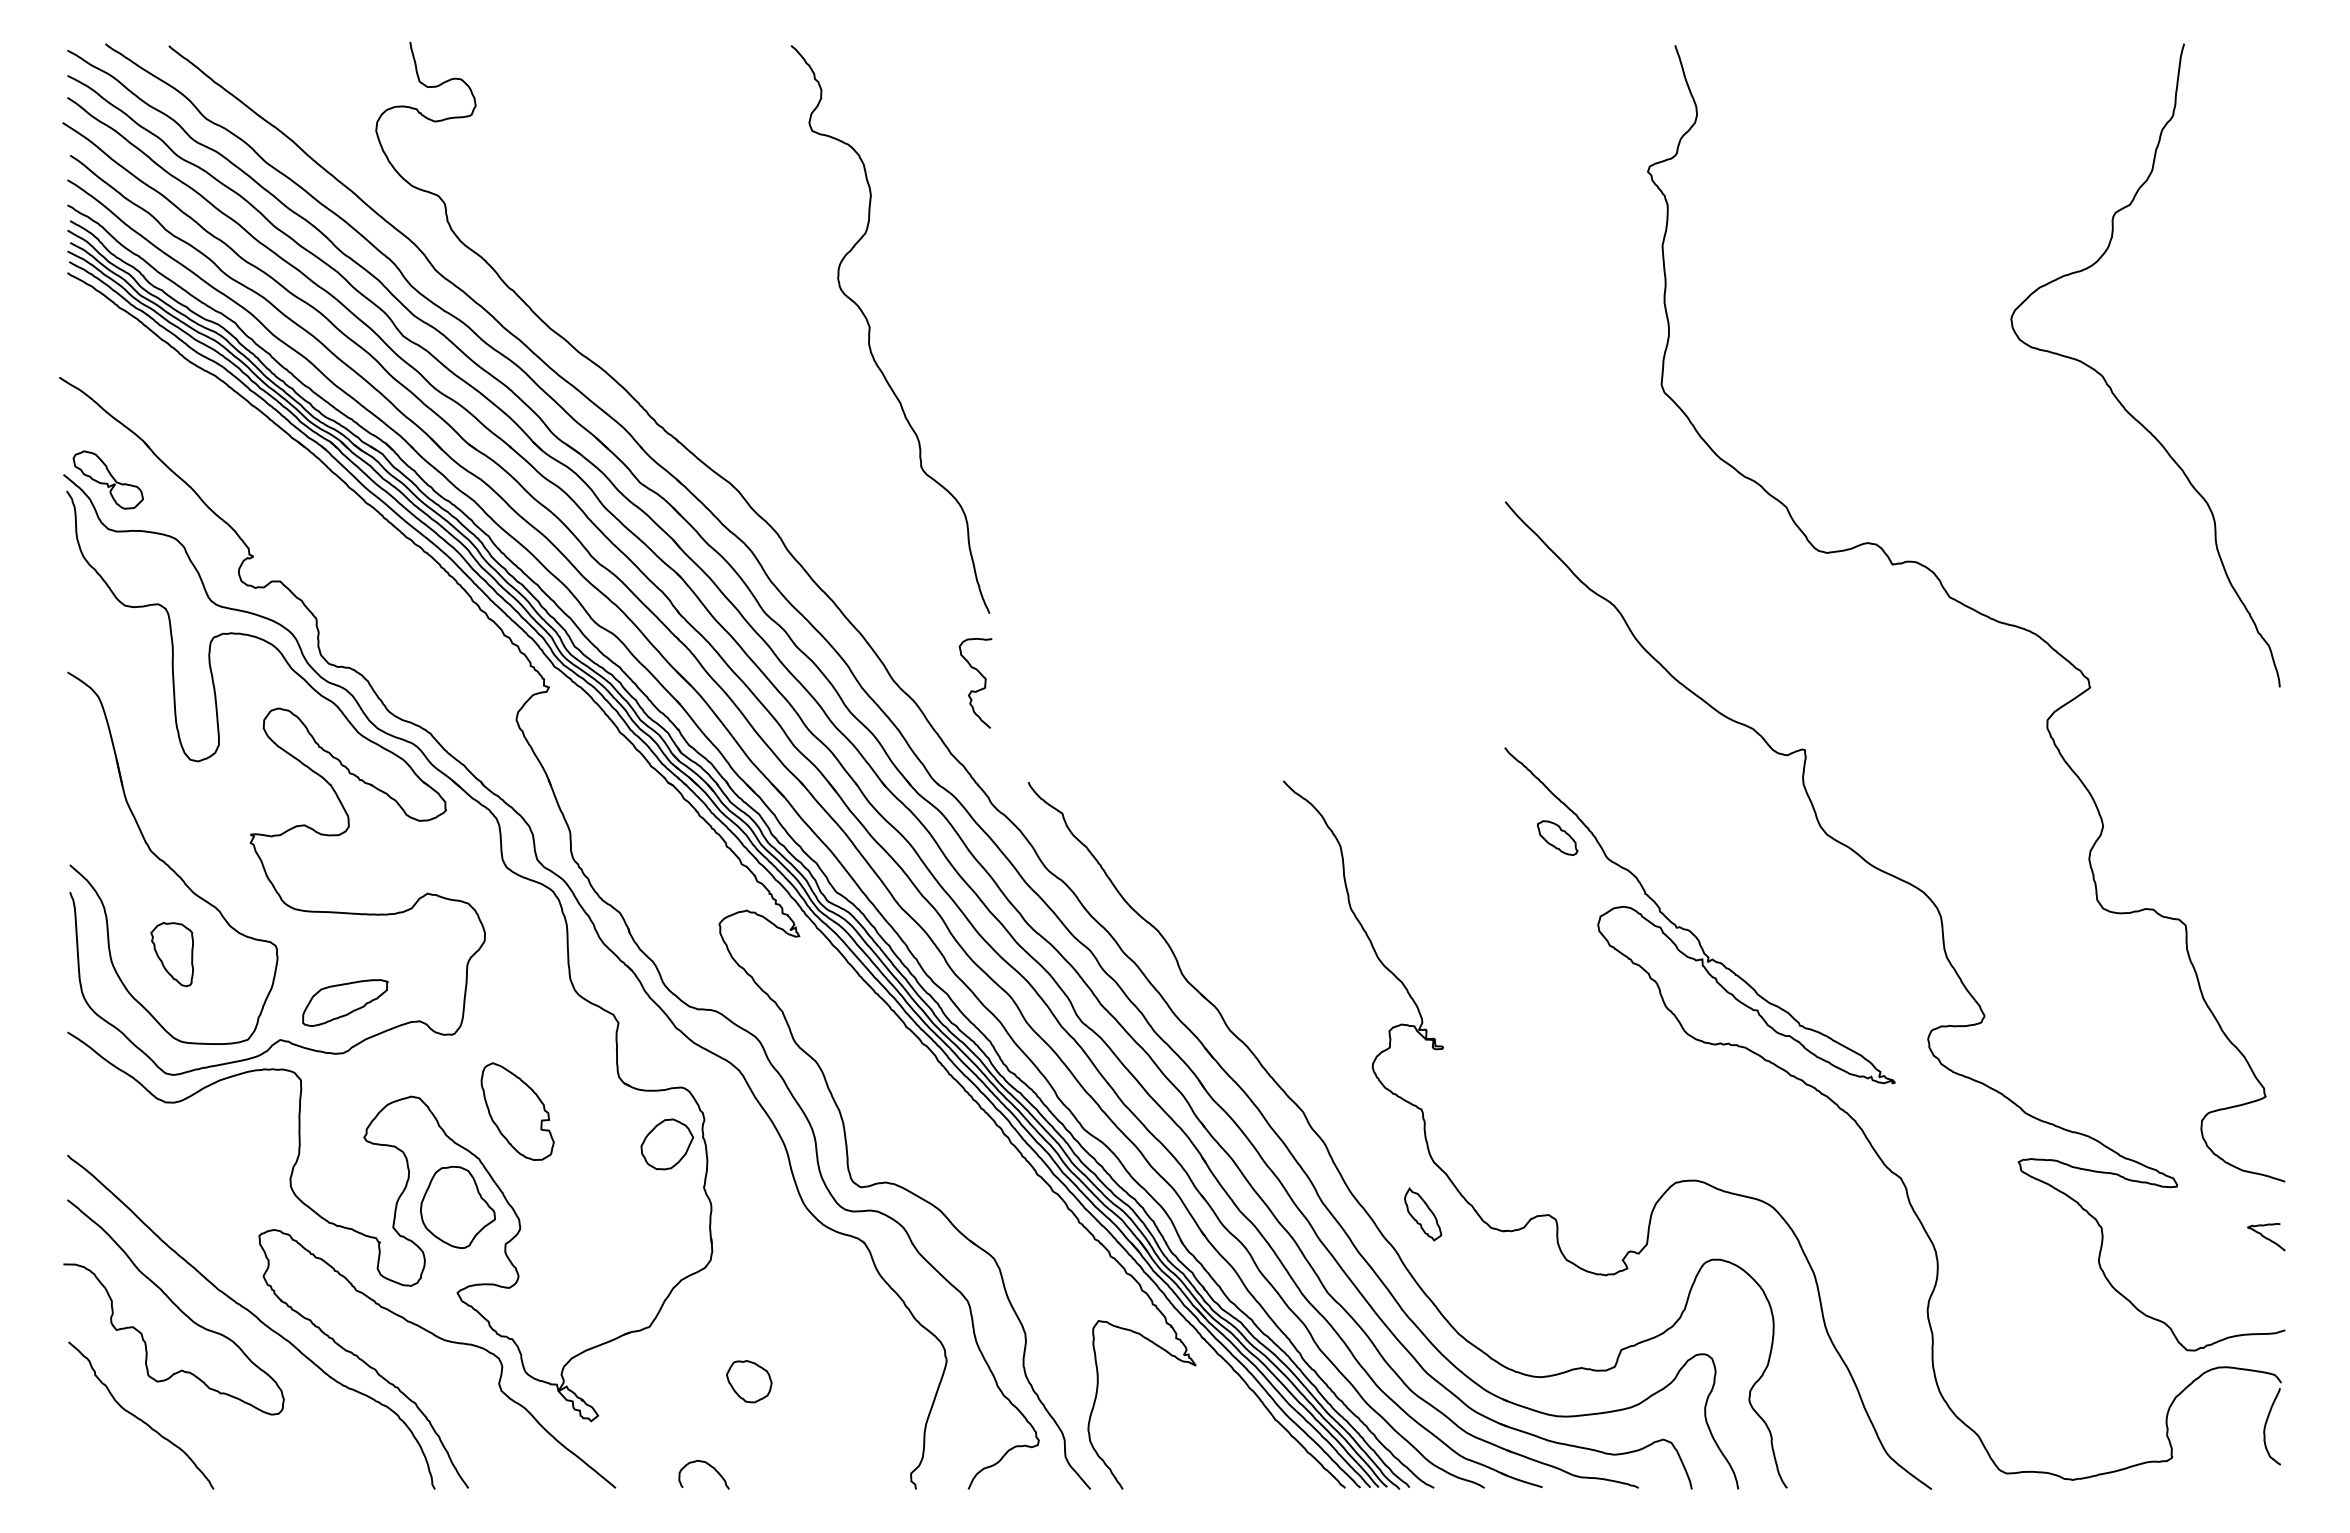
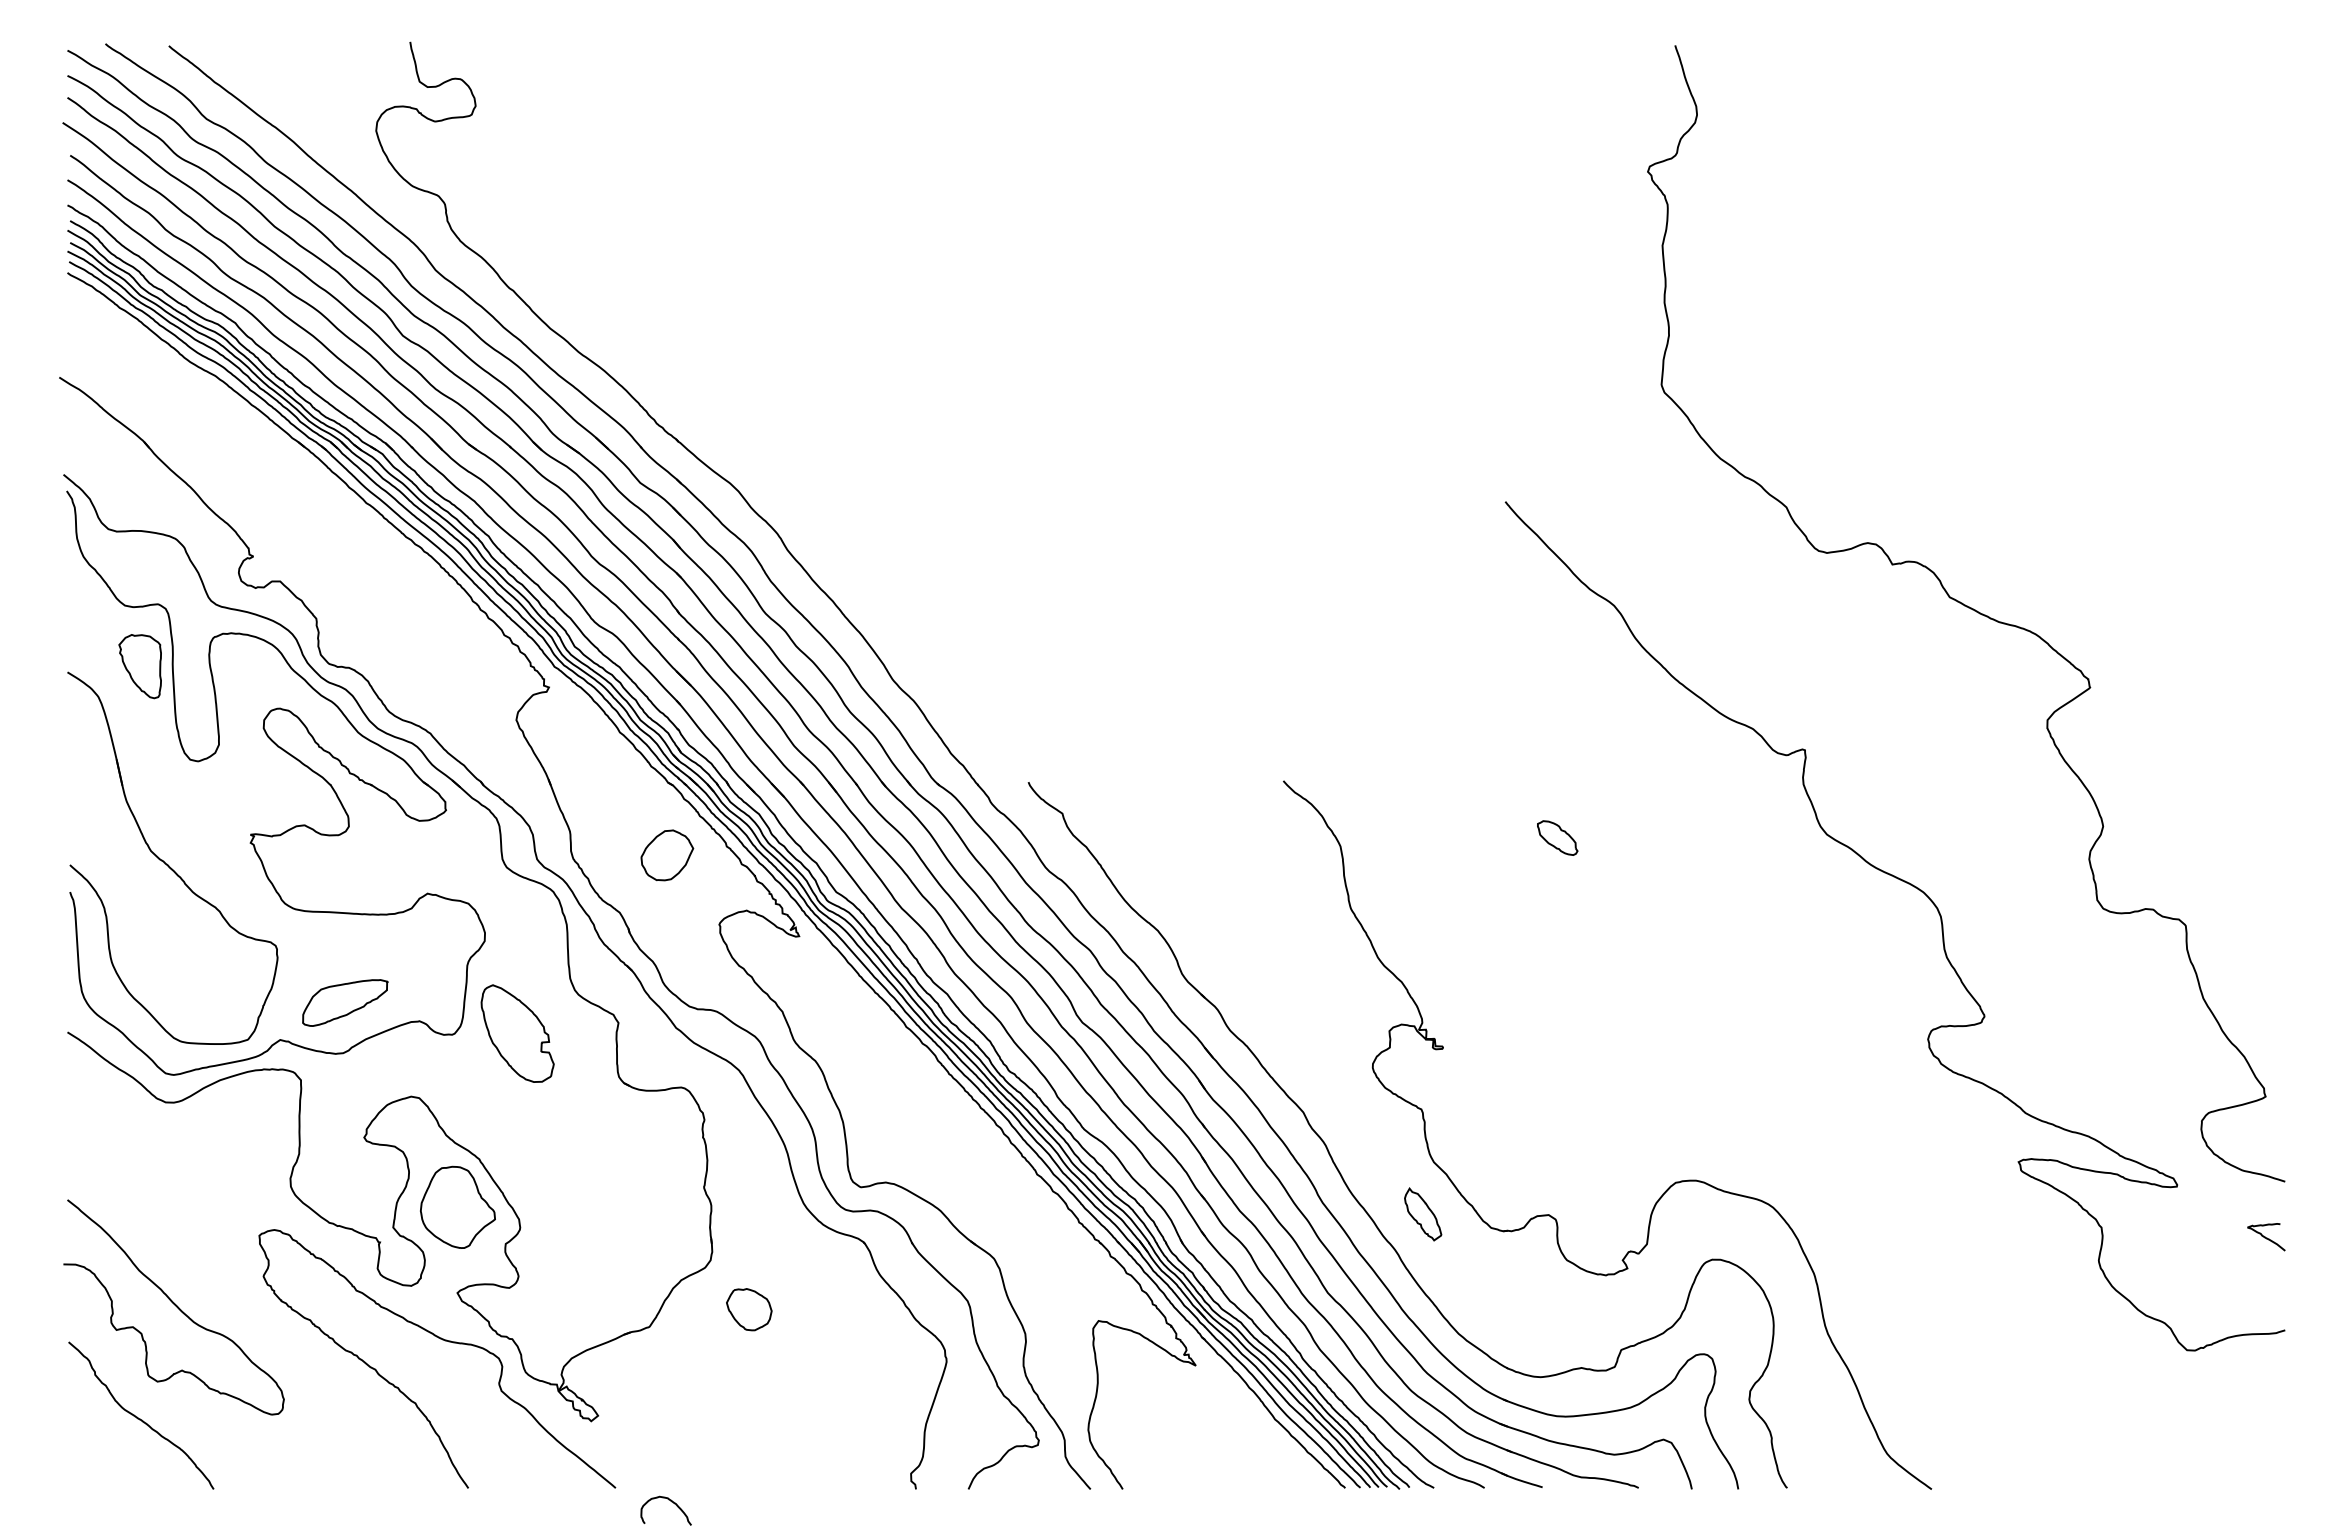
curve: present -> none (870, 329)
curve: present -> none (2111, 387)
part: present -> none (107, 479)
curve: present -> none (978, 689)
part position: (171, 954) -> (139, 666) (139, 666)
part: present -> none (1892, 1084)
part position: (517, 1111) -> (517, 1033) (517, 1033)
part position: (667, 1144) -> (667, 855) (667, 855)
curve: present -> none (255, 1317)
part position: (749, 1381) -> (749, 1309) (749, 1309)
curve position: (709, 1466) -> (671, 1502) (671, 1502)
